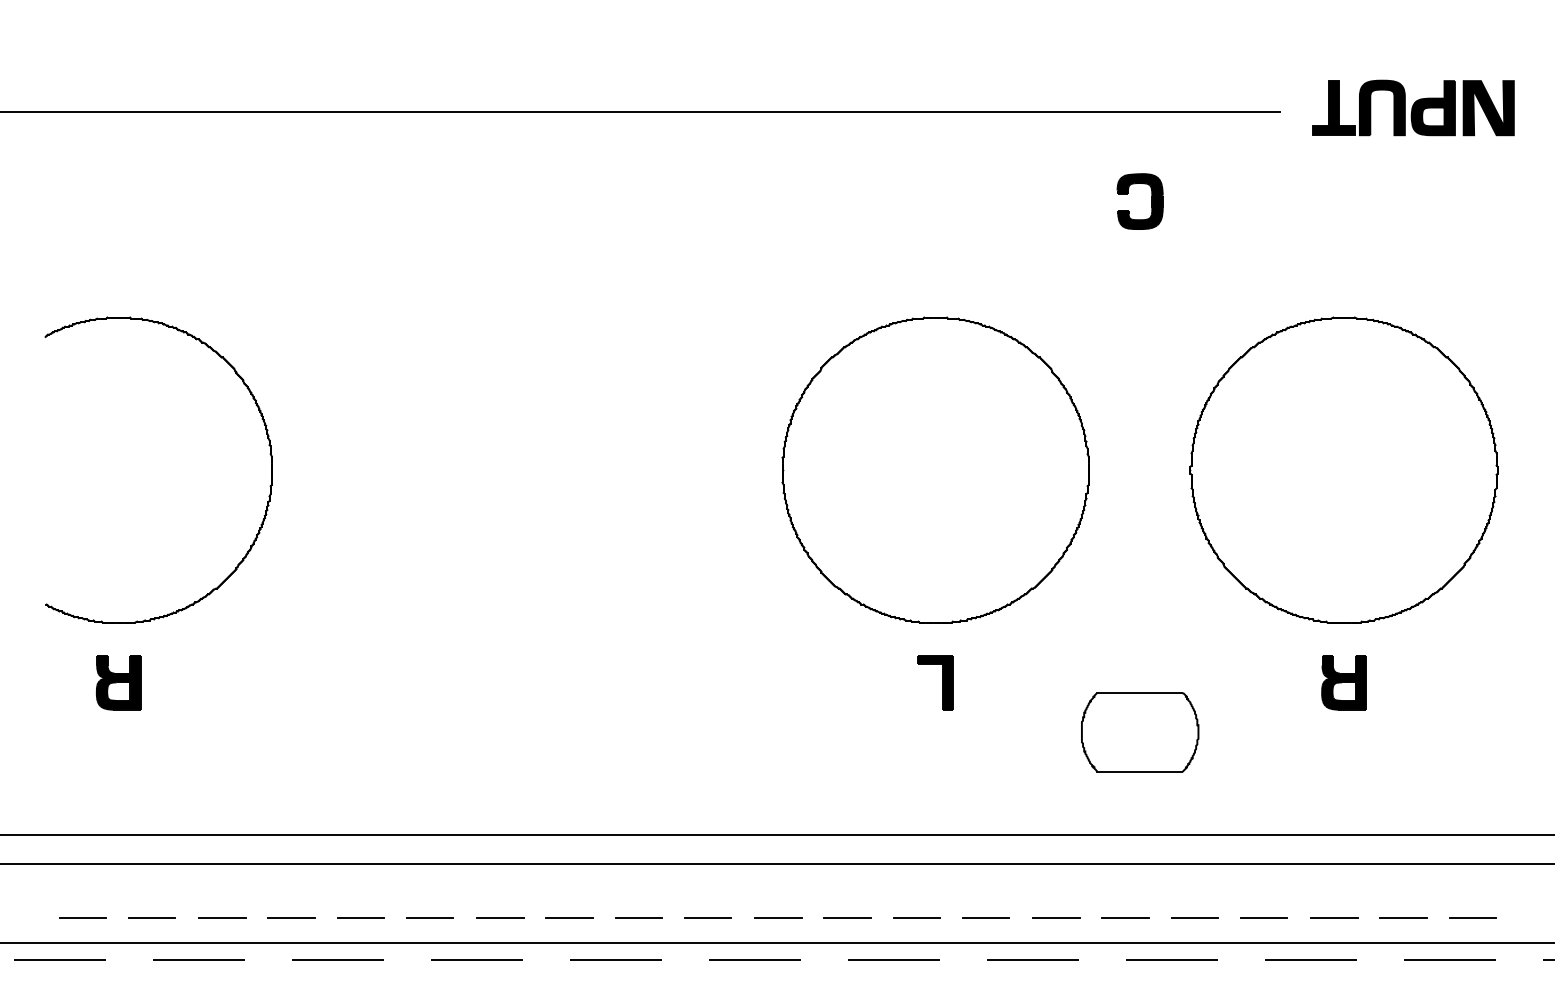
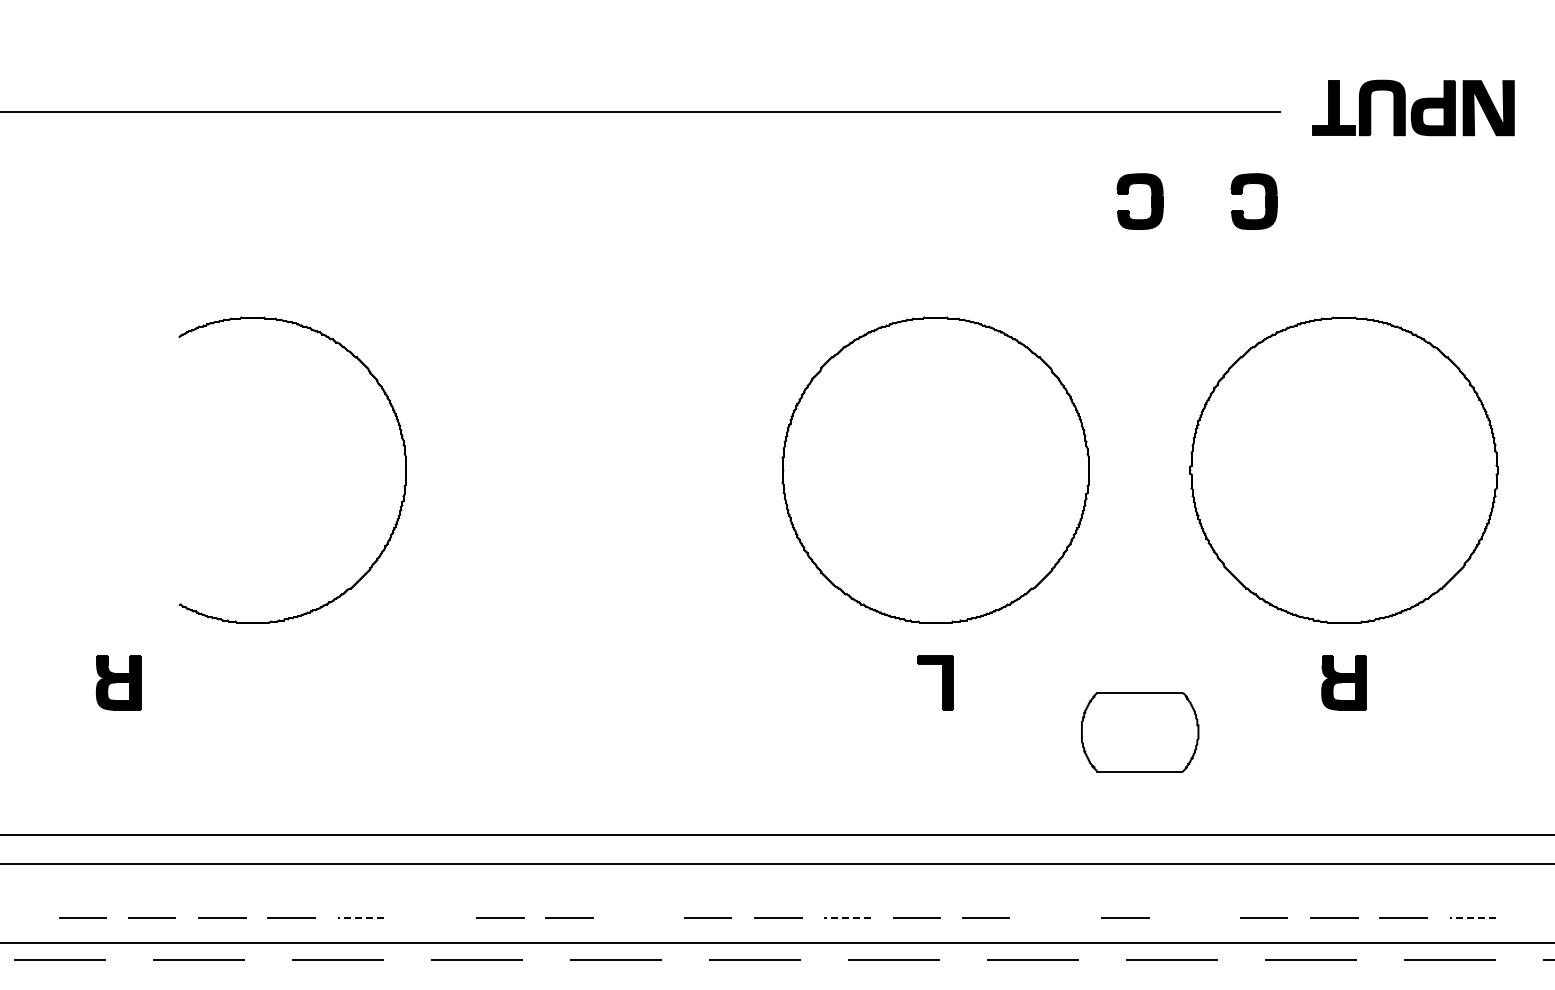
part: none -> present (1265, 201)
part position: (269, 454) -> (403, 454) (403, 454)
line: solid -> dashed (361, 917)
line: present -> none (430, 917)
line: present -> none (638, 917)
line: solid -> dashed (846, 917)
line: present -> none (1055, 917)
line: present -> none (1194, 917)
line: solid -> dashed (1473, 917)
